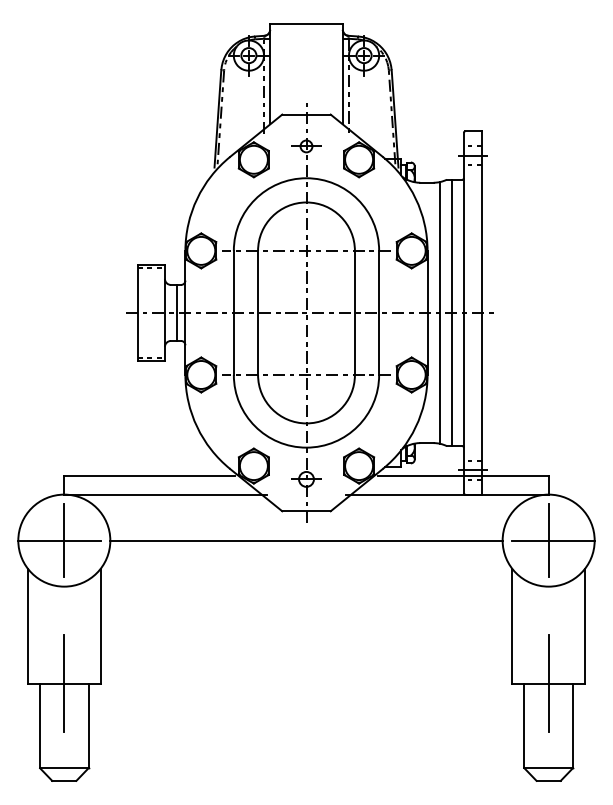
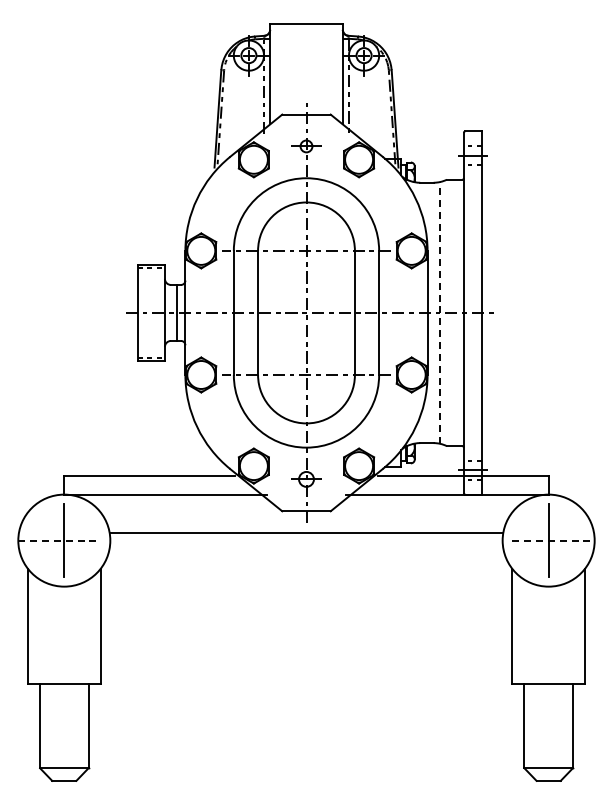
line: solid -> dashed (439, 312)
line: present -> none (451, 312)
line: solid -> dashed (59, 540)
line position: (306, 540) -> (306, 532) (306, 532)
line: solid -> dashed (554, 540)
line: present -> none (64, 683)
line: present -> none (548, 683)
